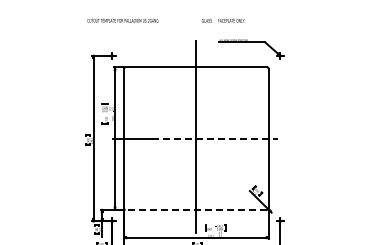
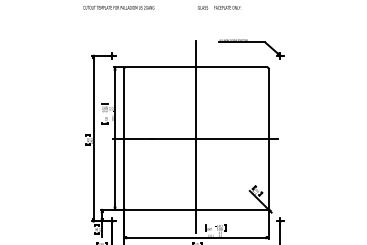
text position: (166, 20) -> (162, 7) (162, 7)
line: dashed -> solid (215, 138)
line: dashed -> solid (196, 209)
